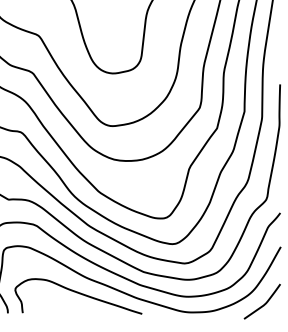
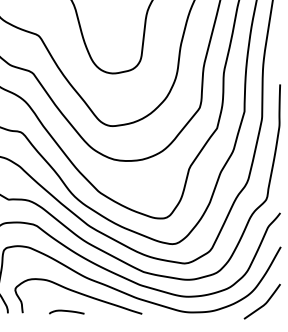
curve: none -> present (66, 311)
